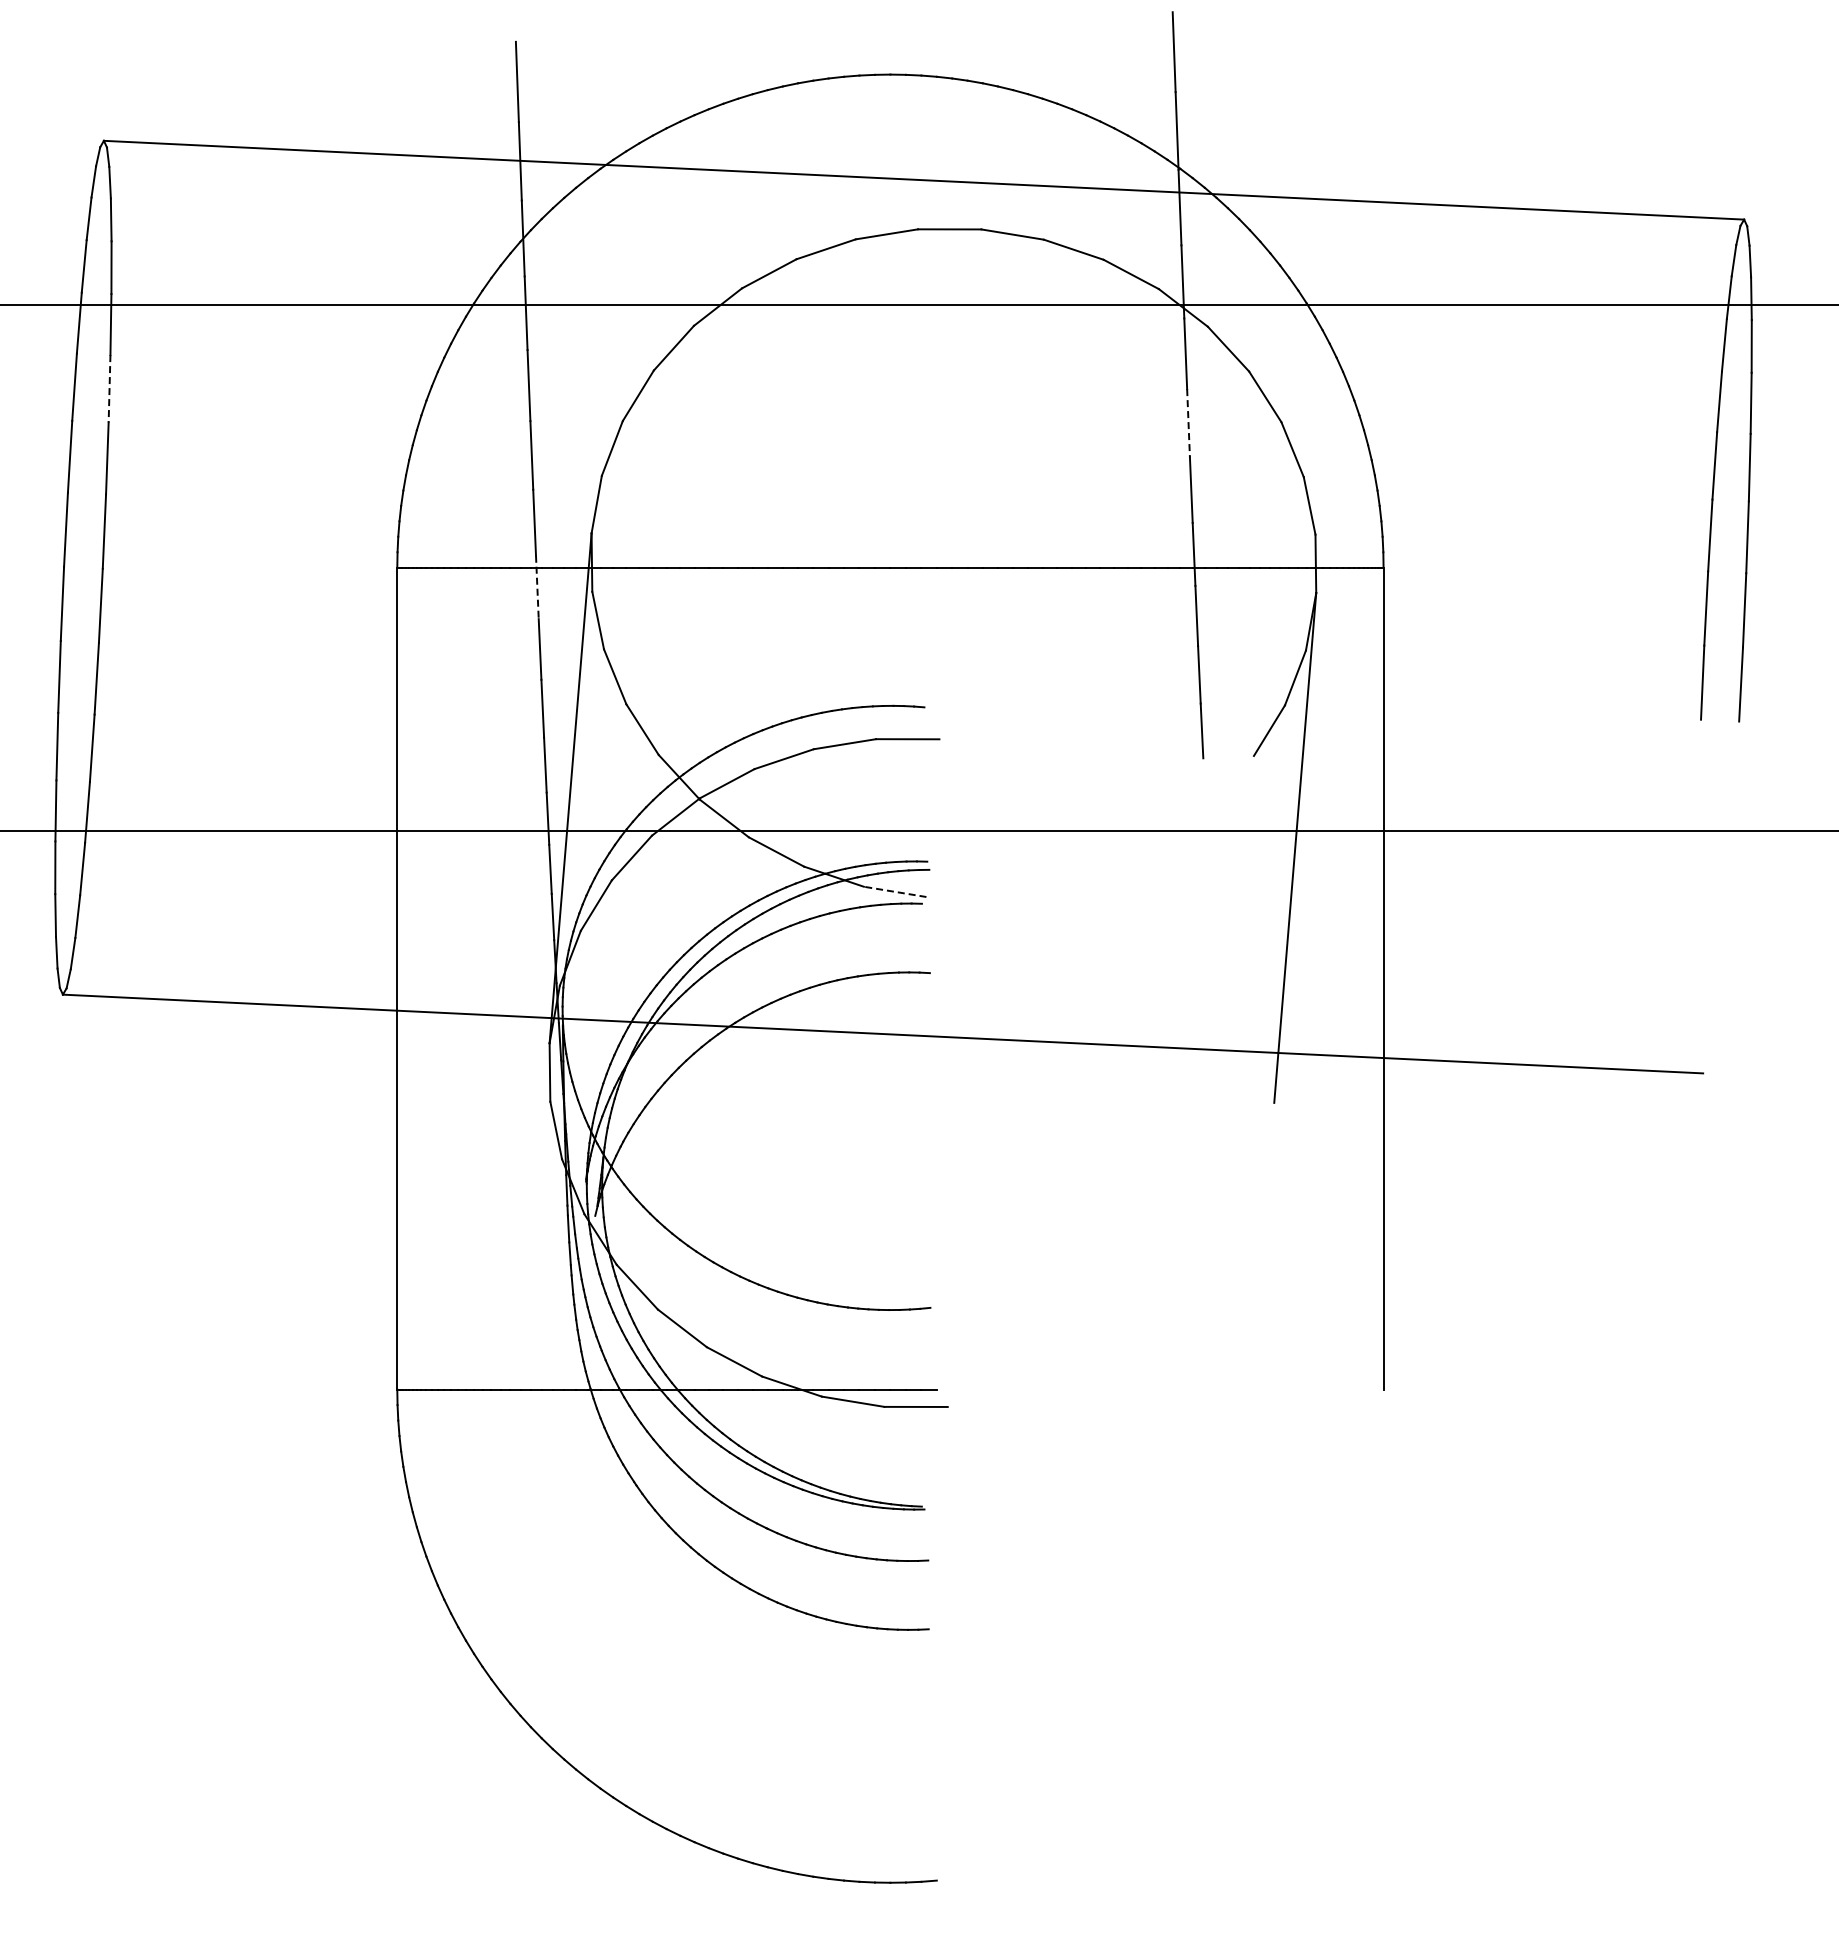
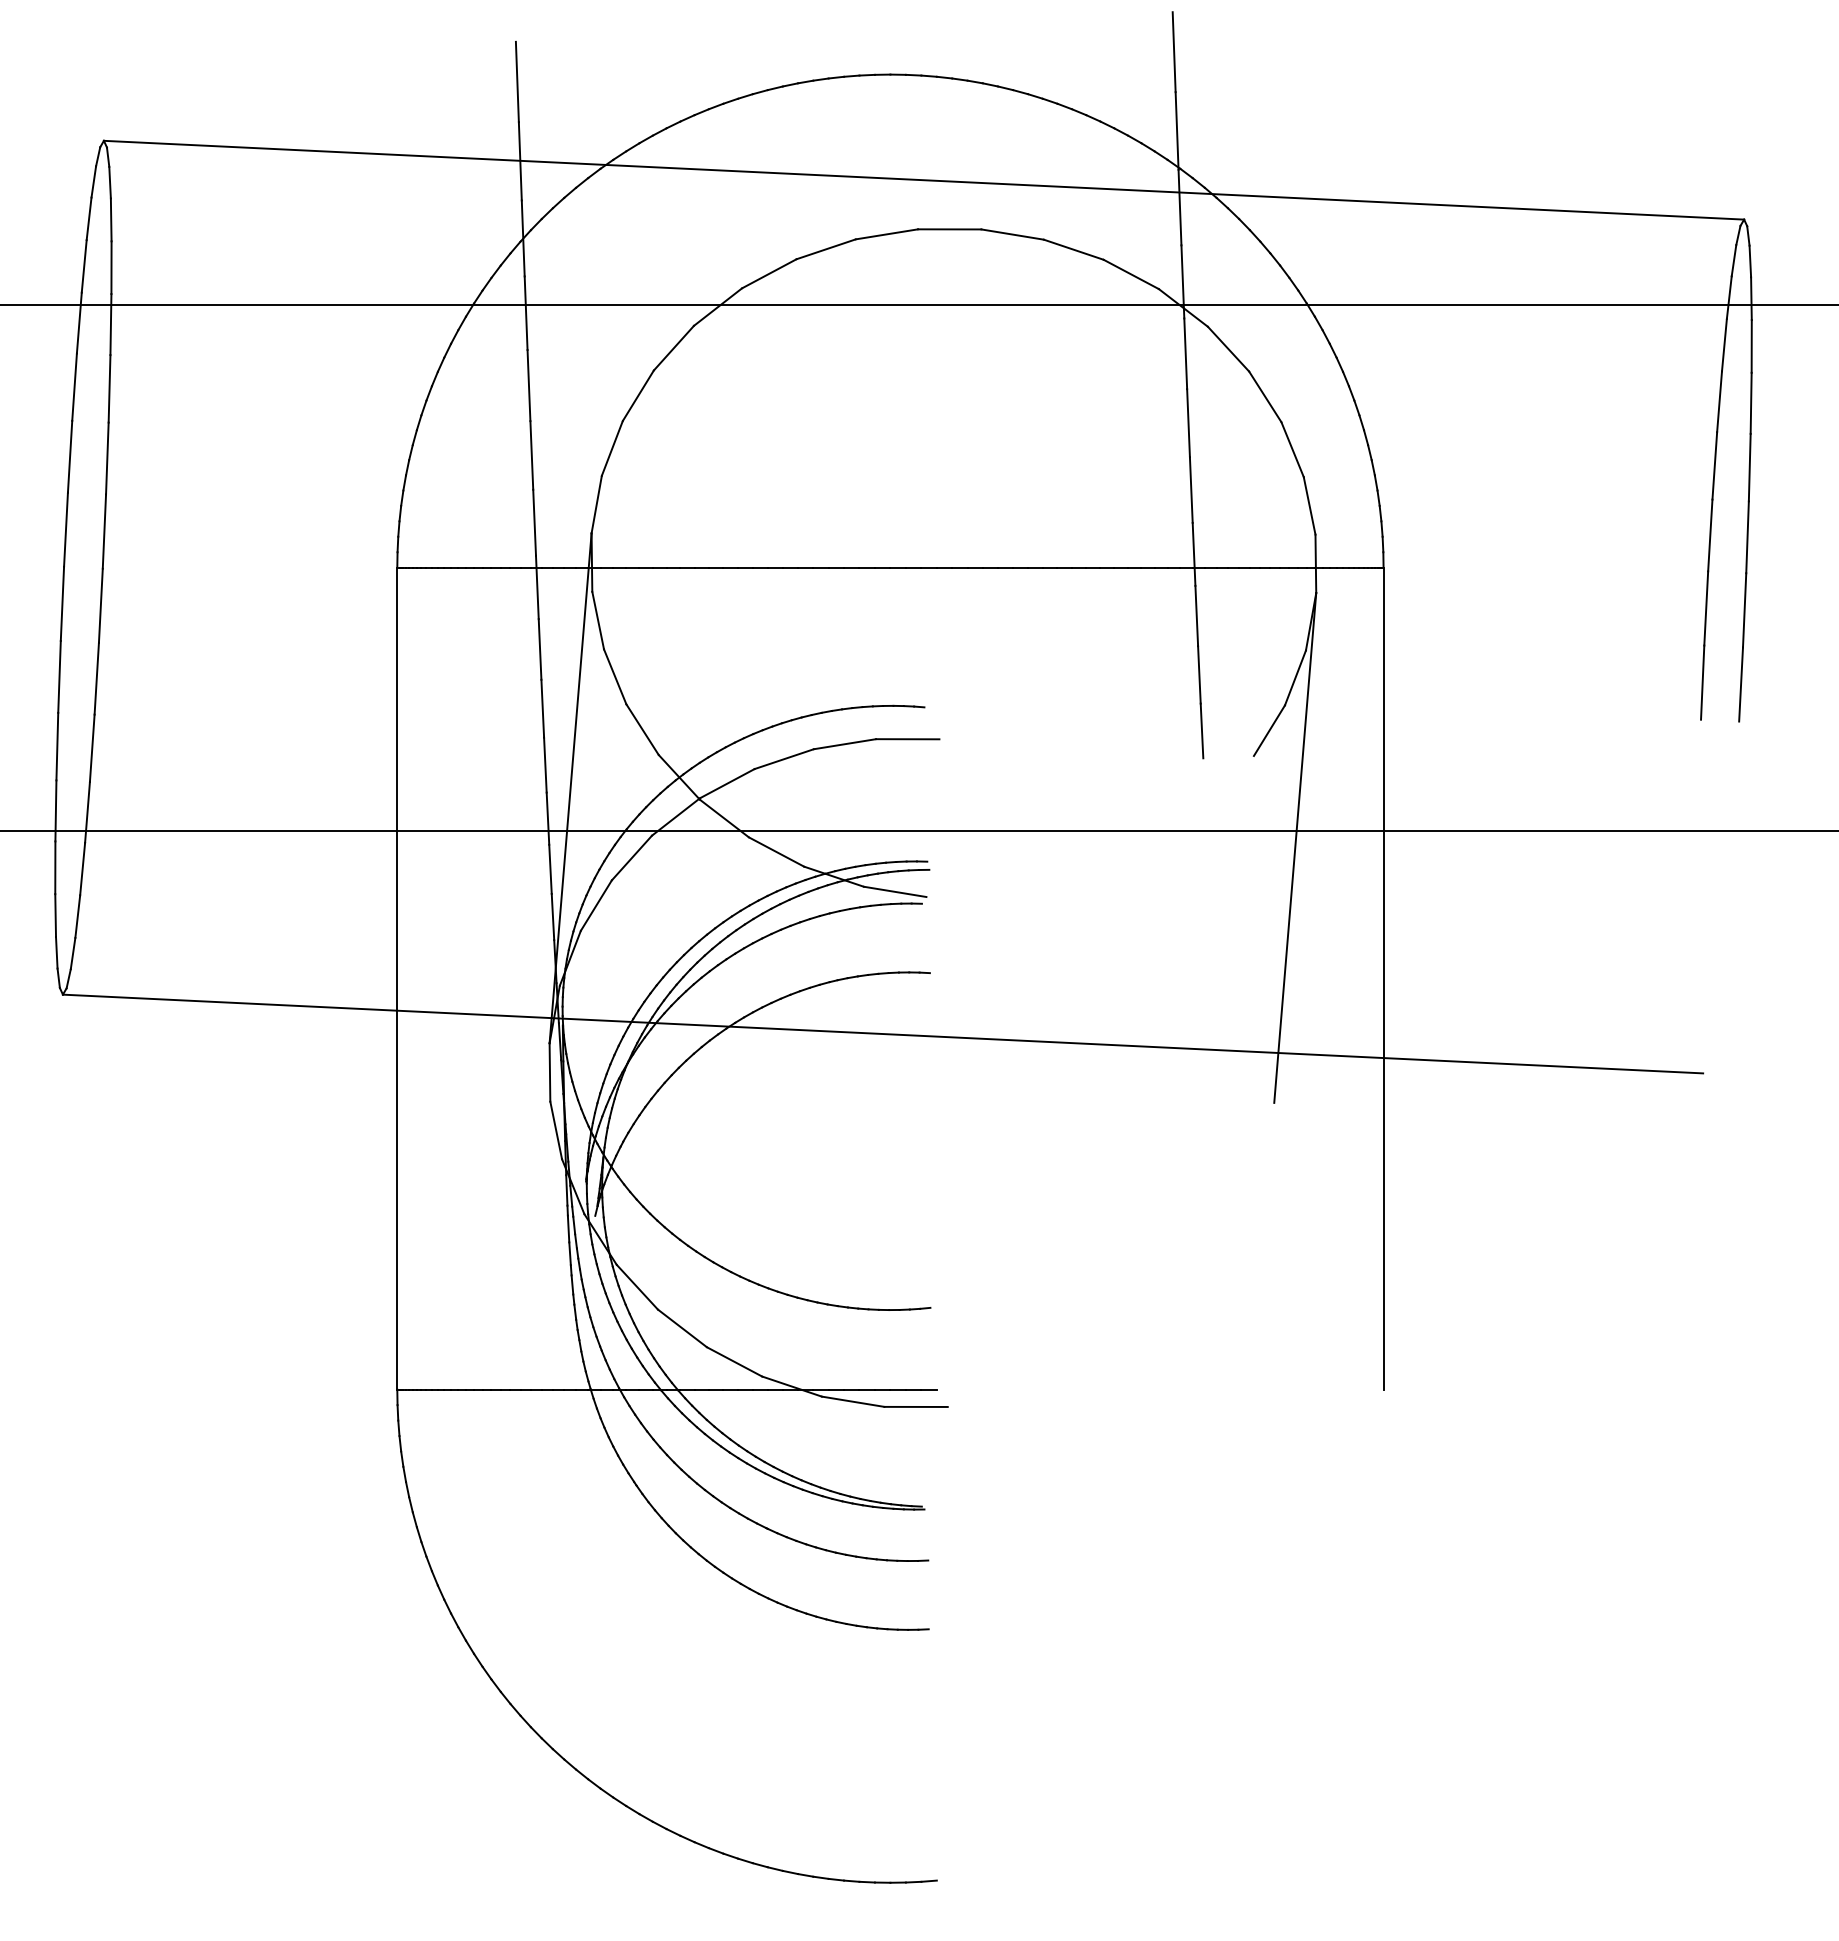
line: dashed -> solid (109, 388)
line: dashed -> solid (1188, 423)
line: dashed -> solid (537, 587)
line: dashed -> solid (895, 891)
